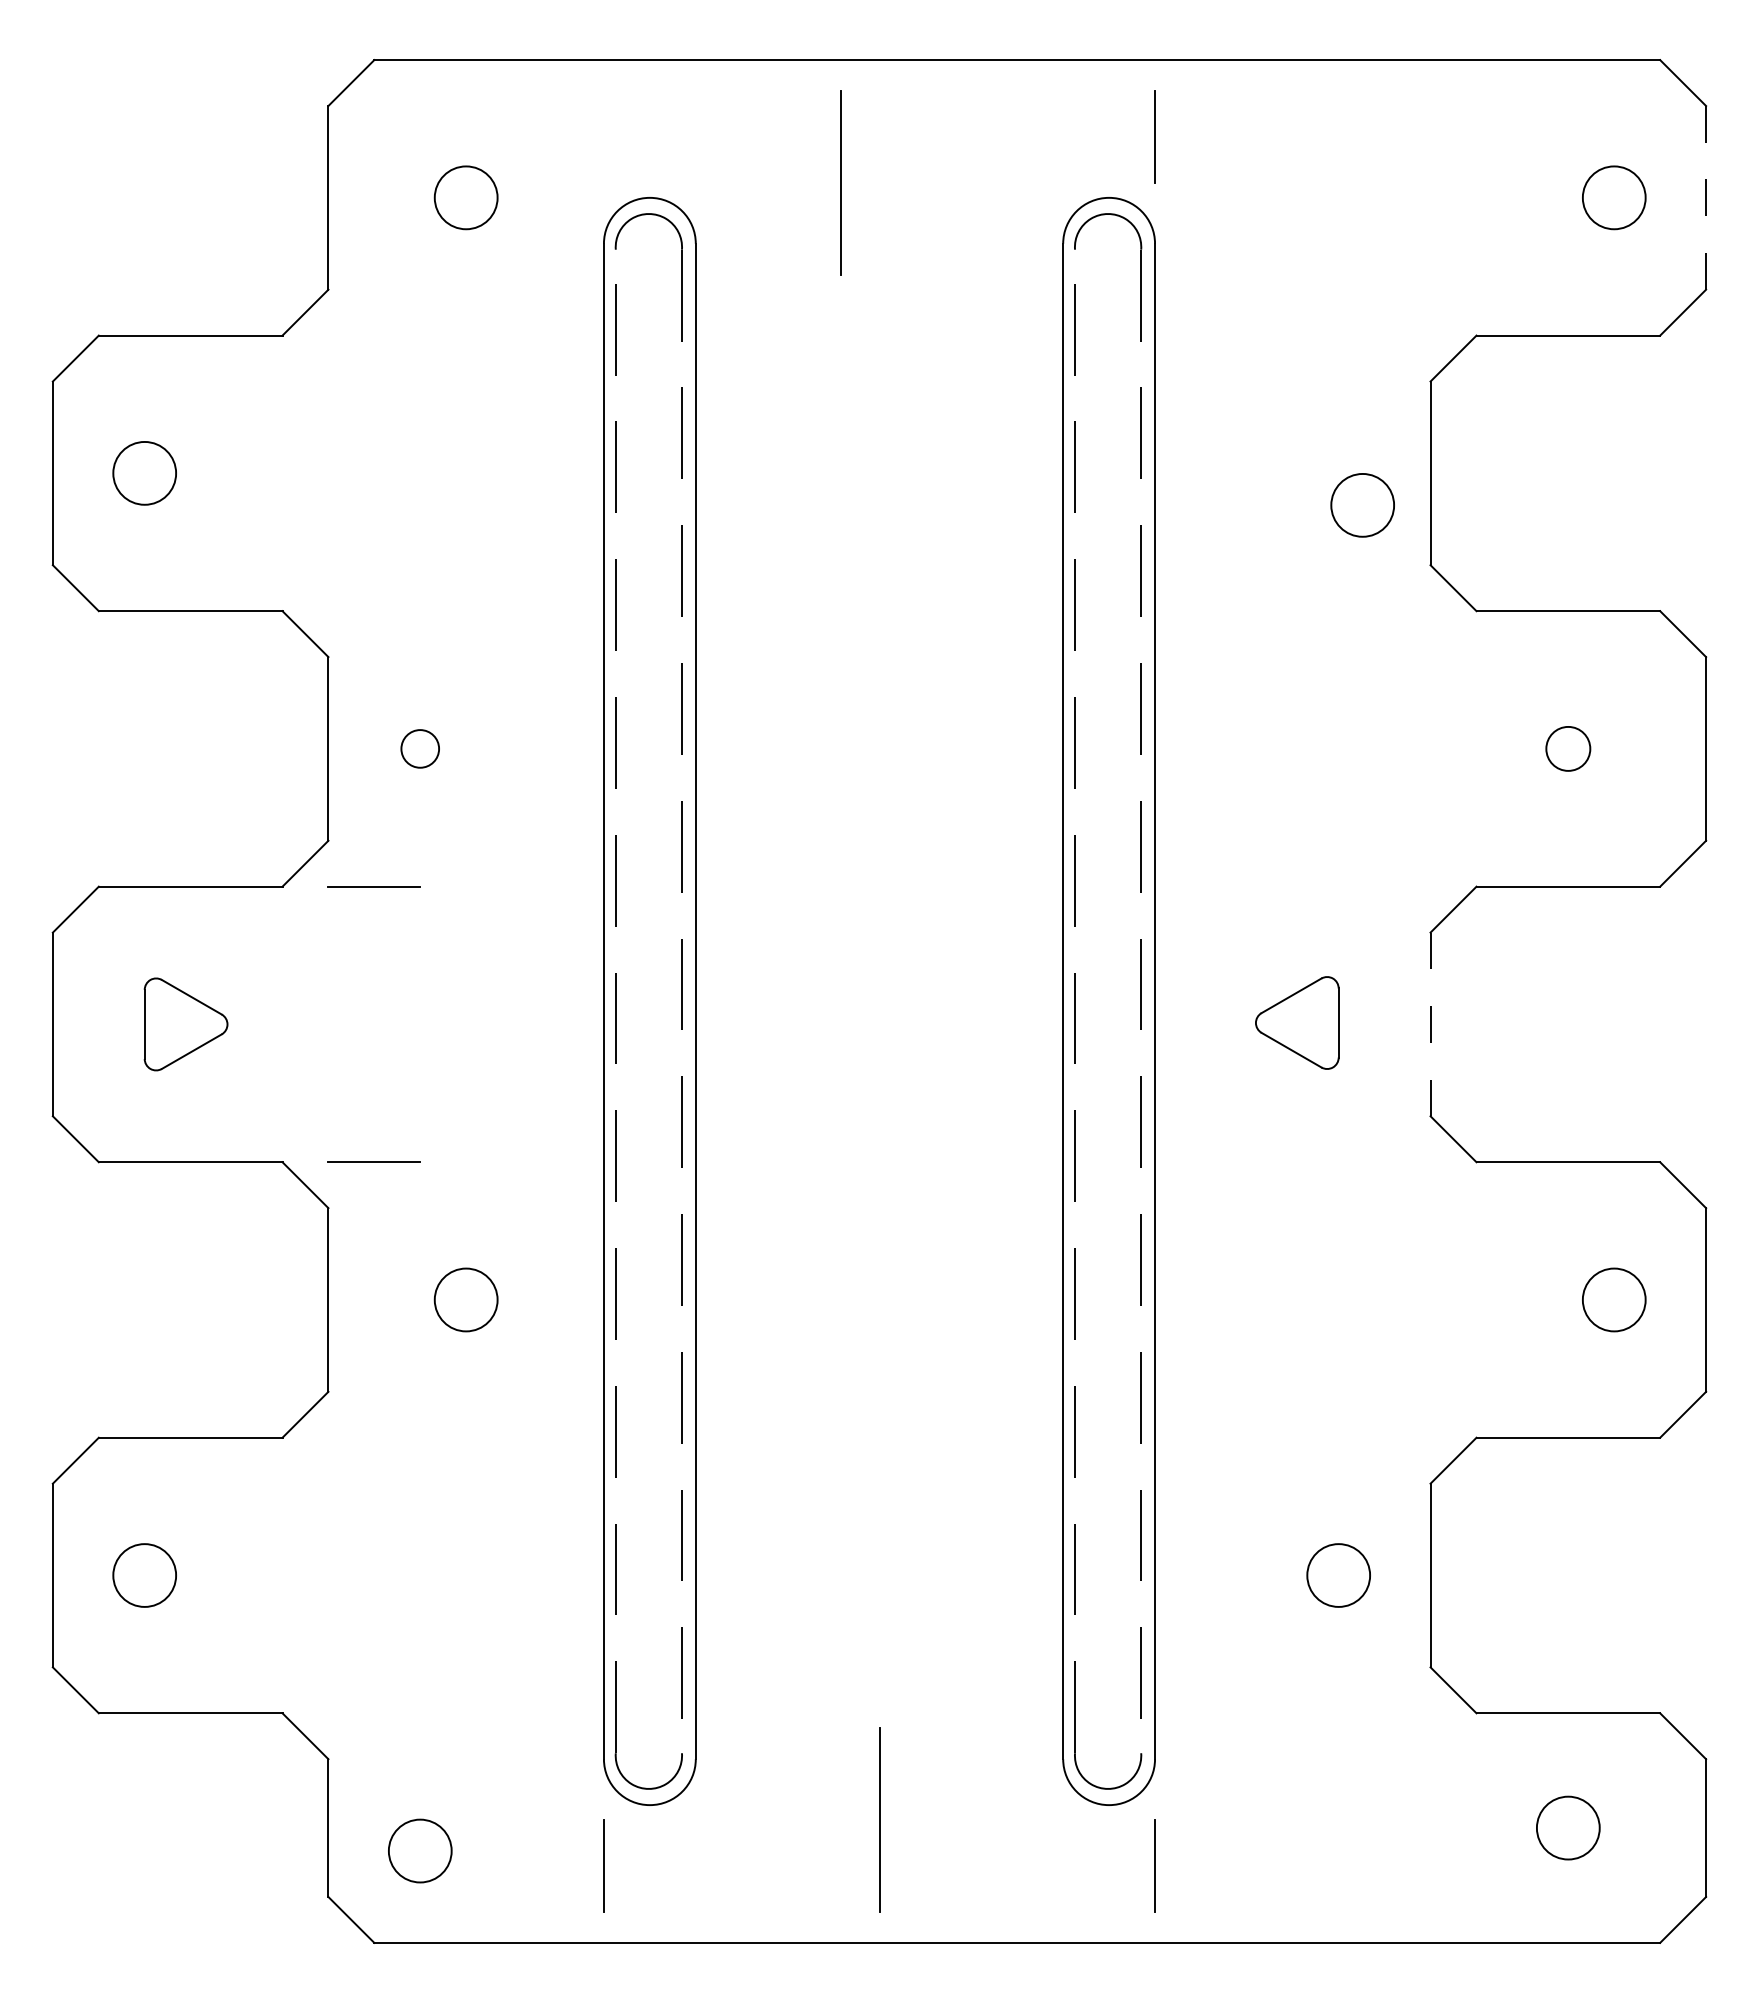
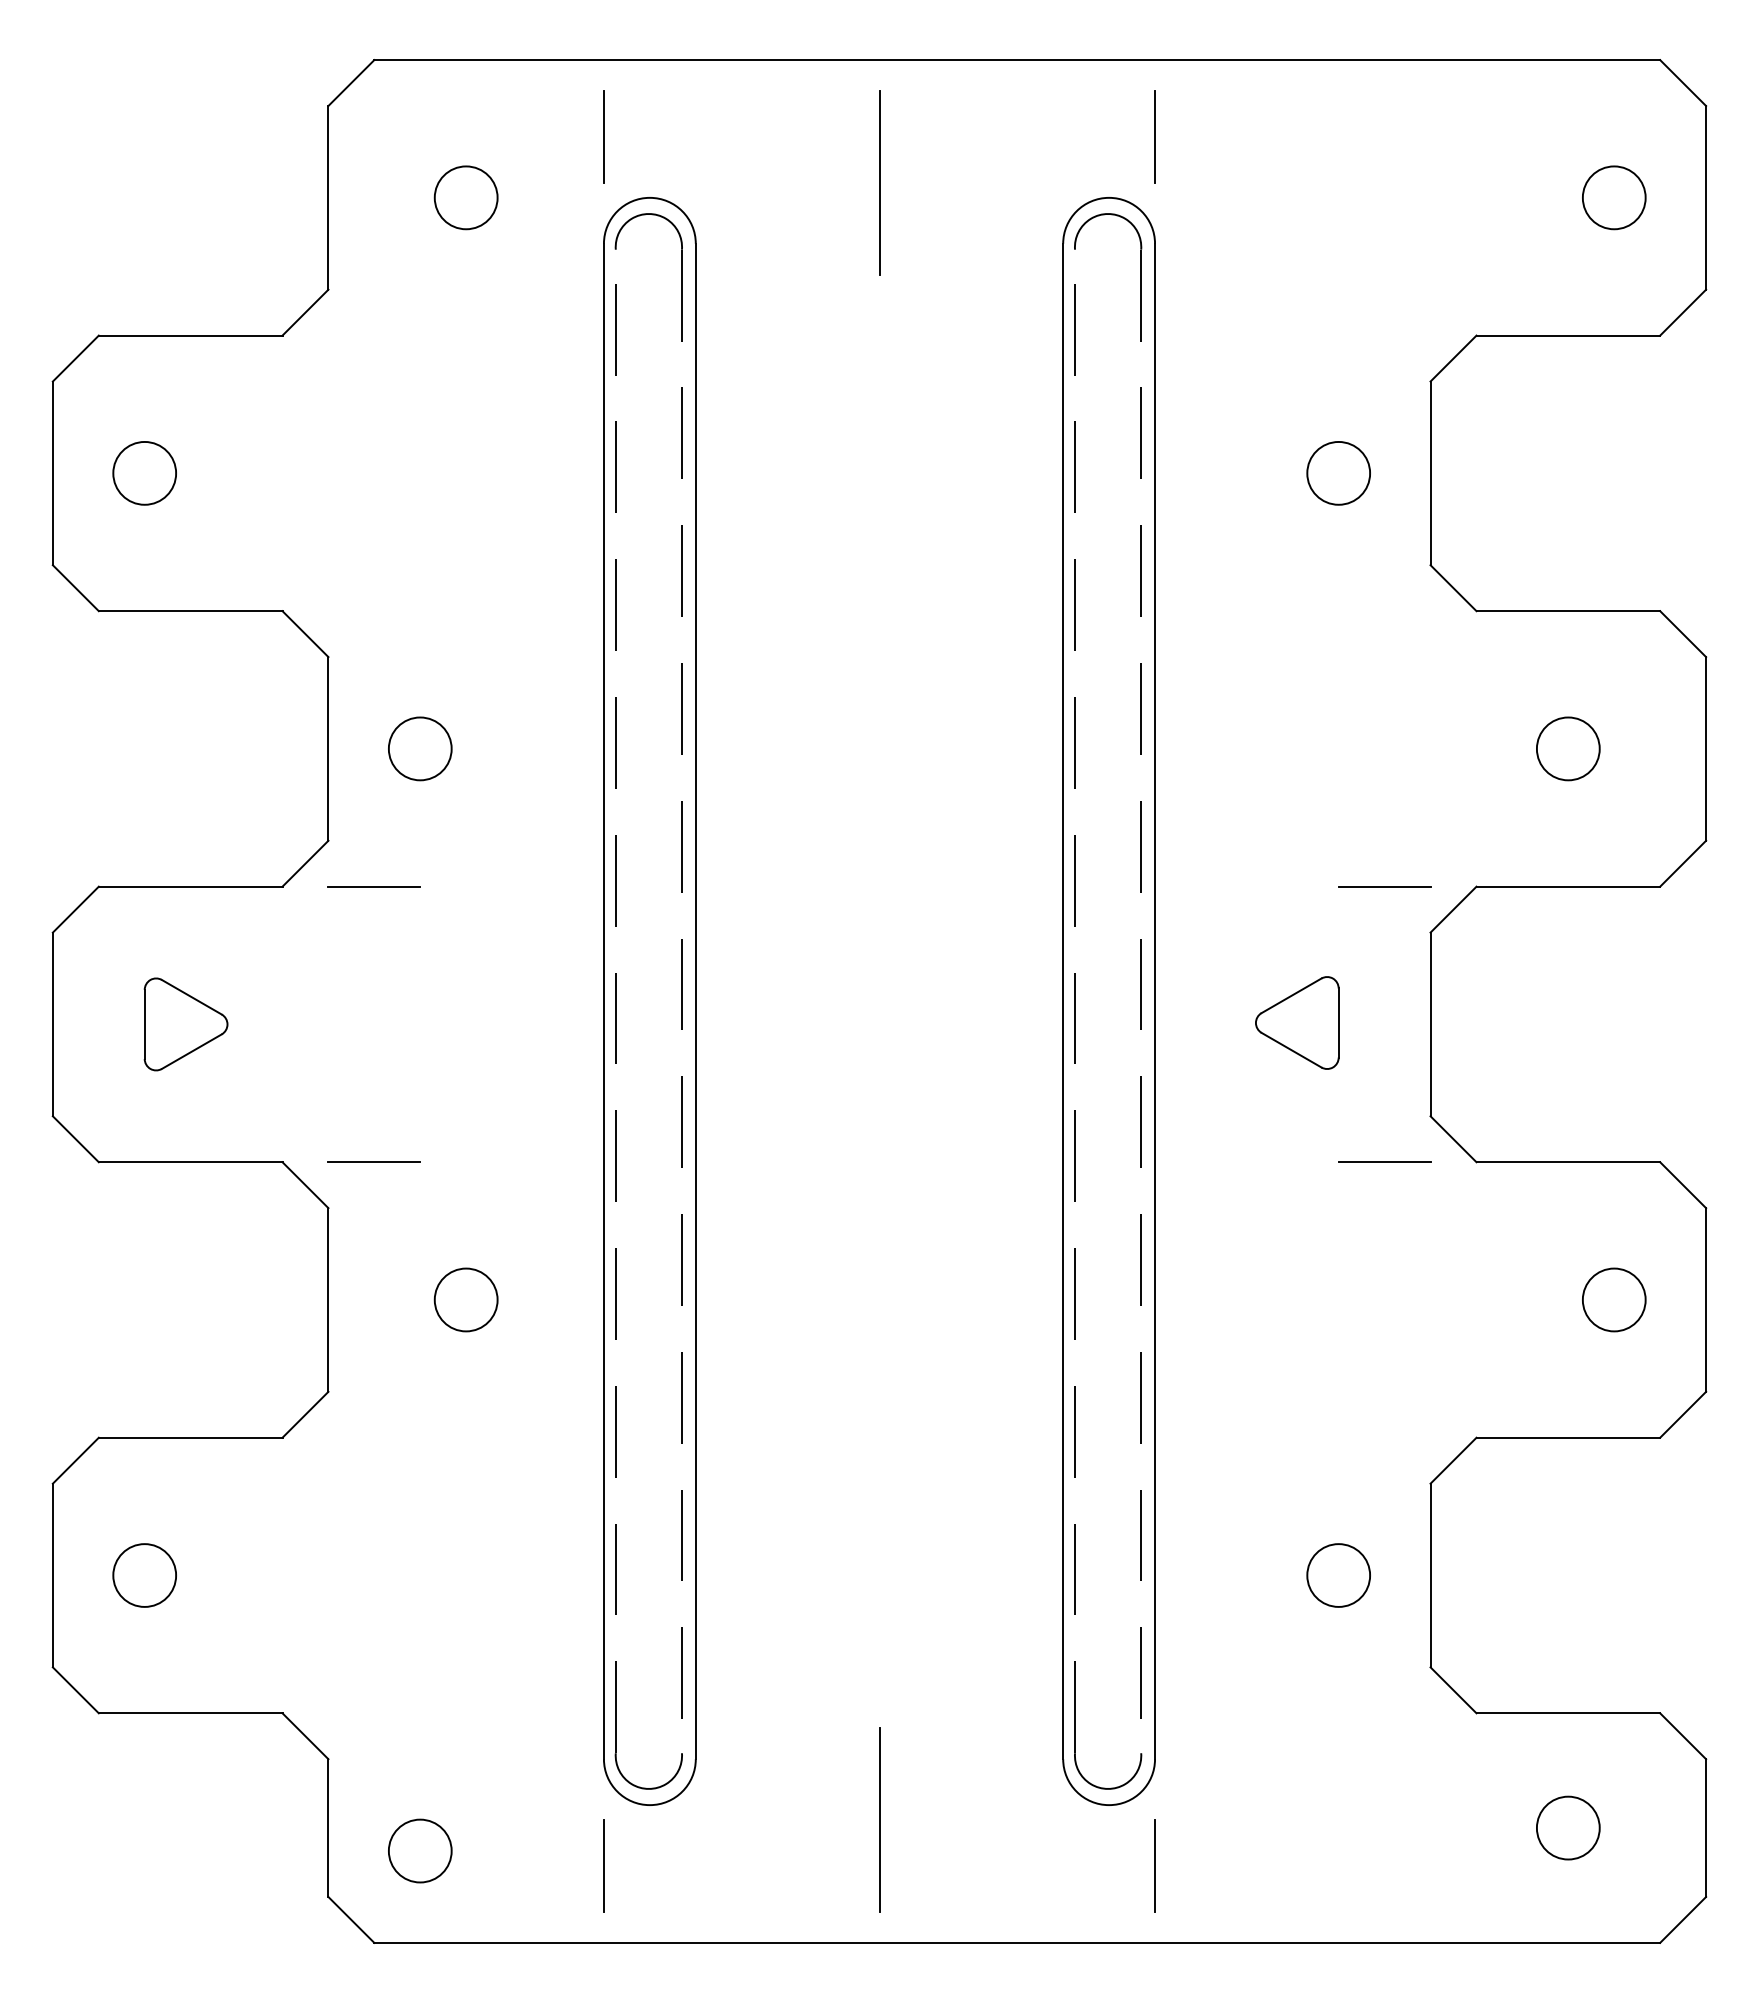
line: none -> present (603, 136)
line position: (840, 182) -> (879, 182) (879, 182)
line: dashed -> solid (1706, 197)
circle position: (1362, 505) -> (1338, 473) (1338, 473)
circle diameter: 38 px -> 63 px (419, 748)
circle diameter: 44 px -> 63 px (1567, 748)
line: none -> present (1384, 886)
line: dashed -> solid (1430, 1024)
line: none -> present (1384, 1162)
